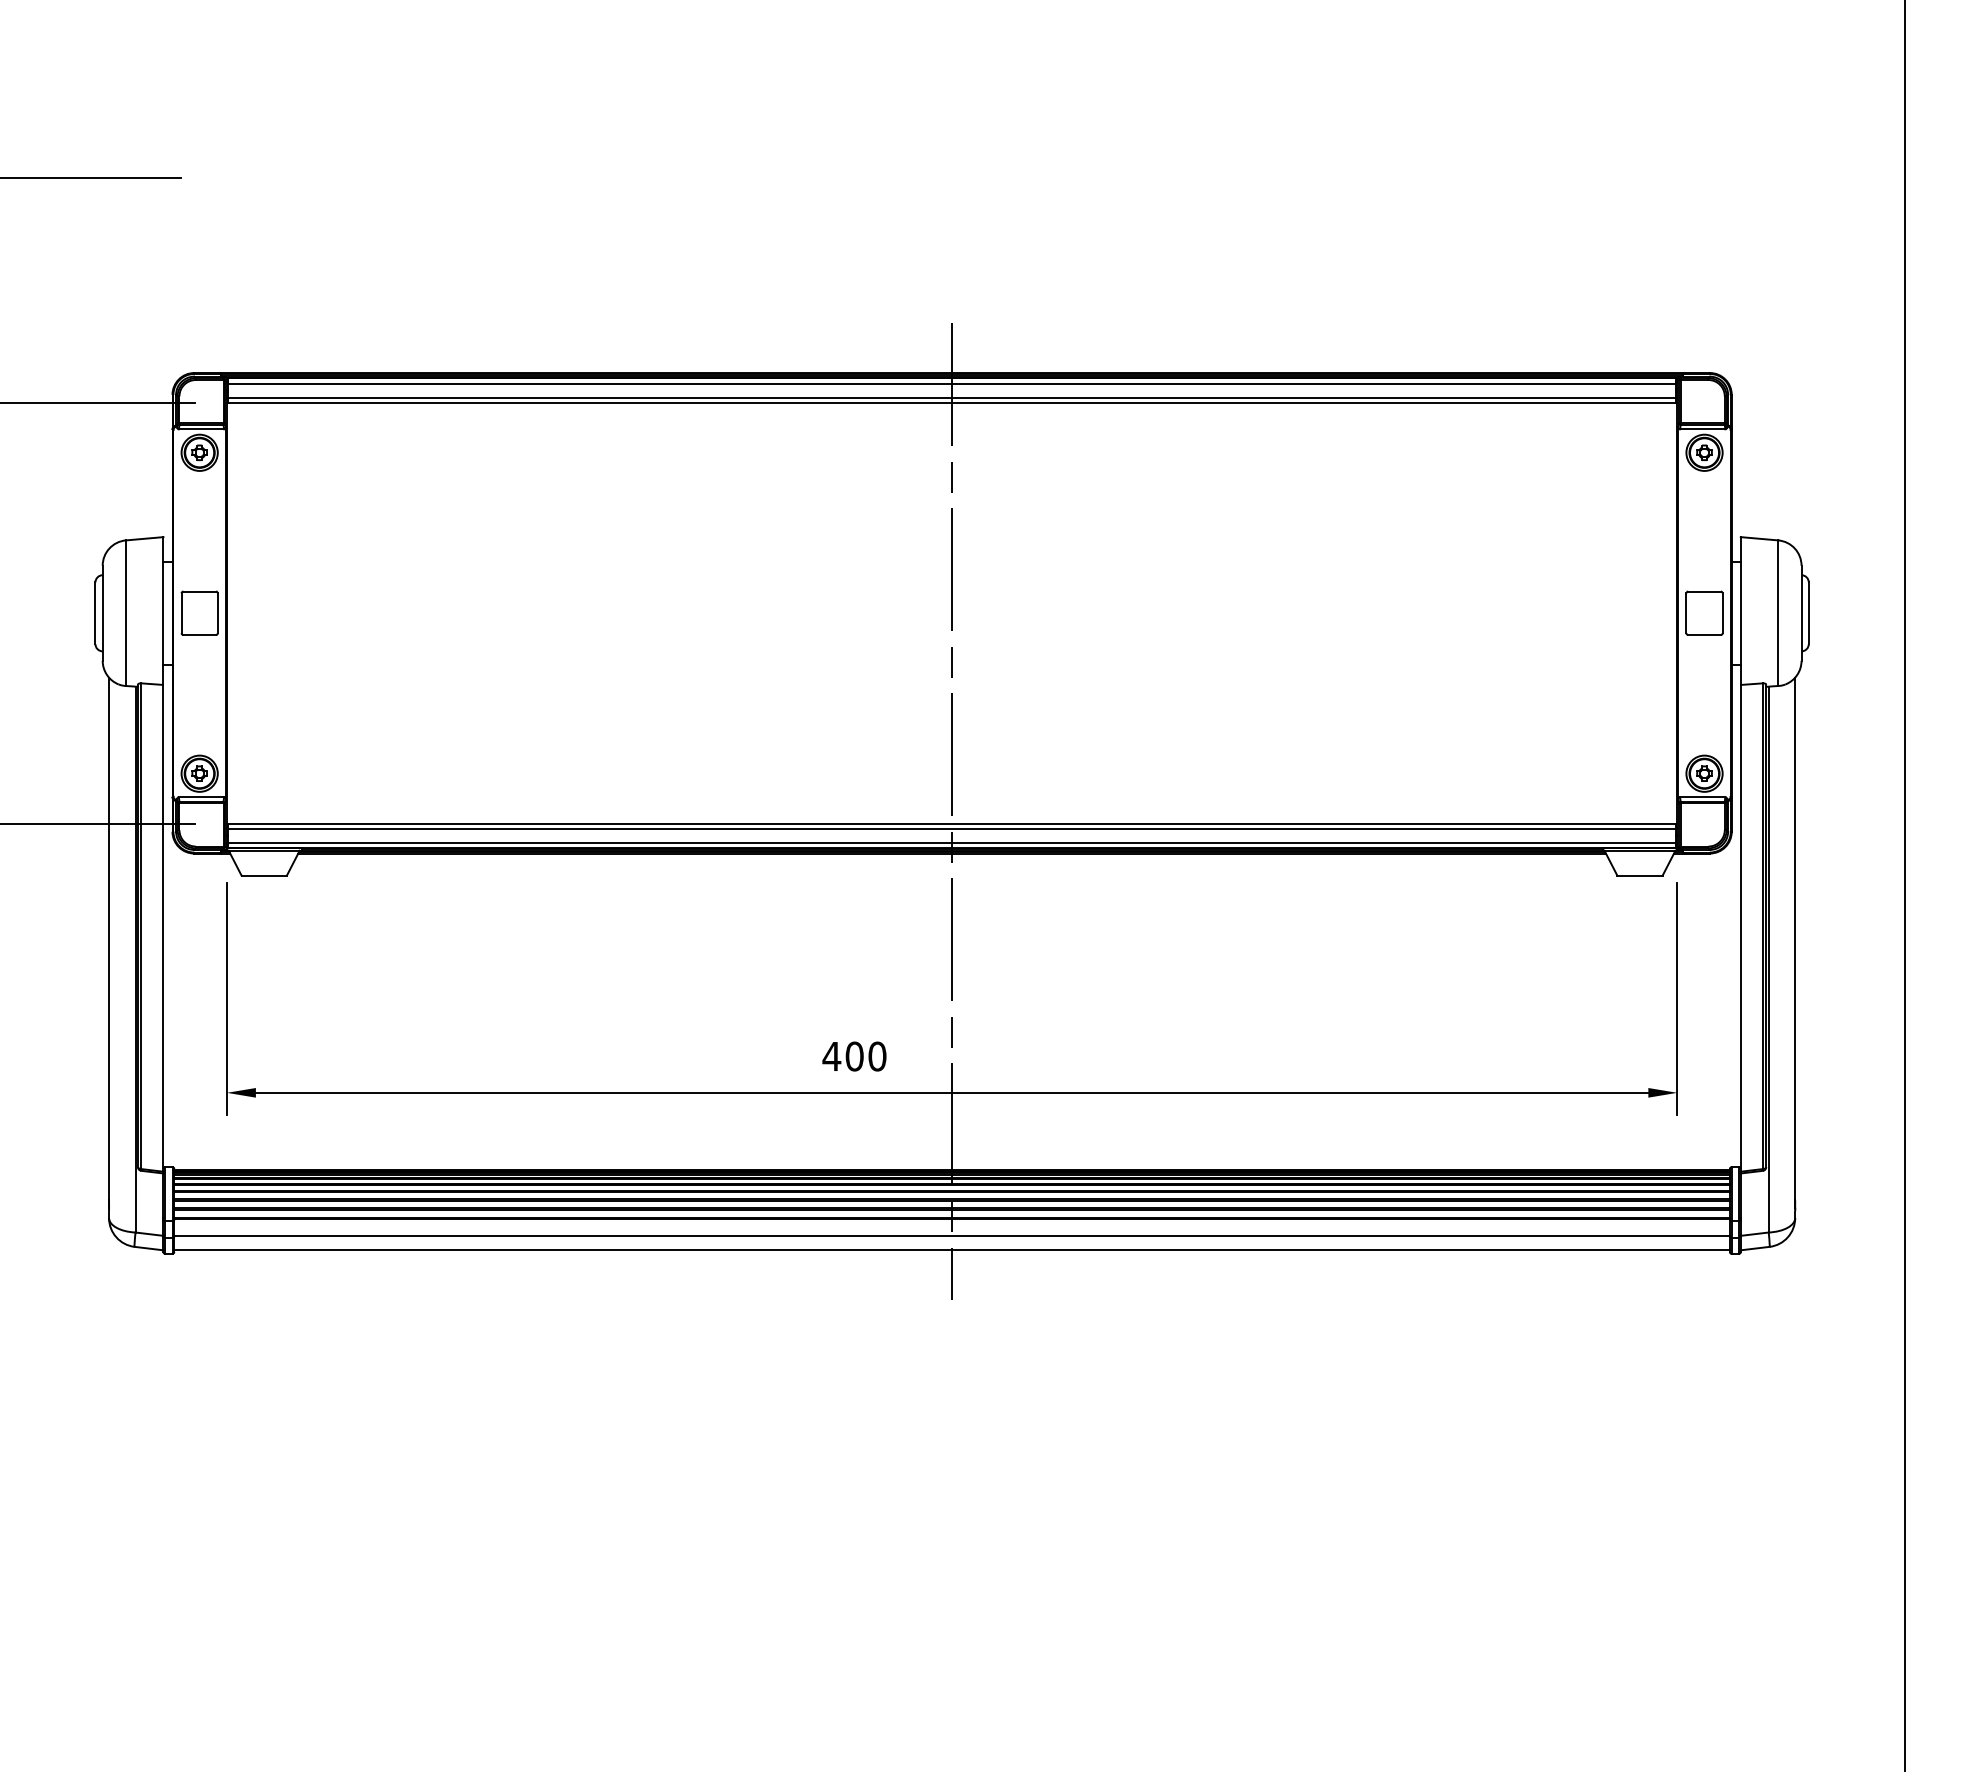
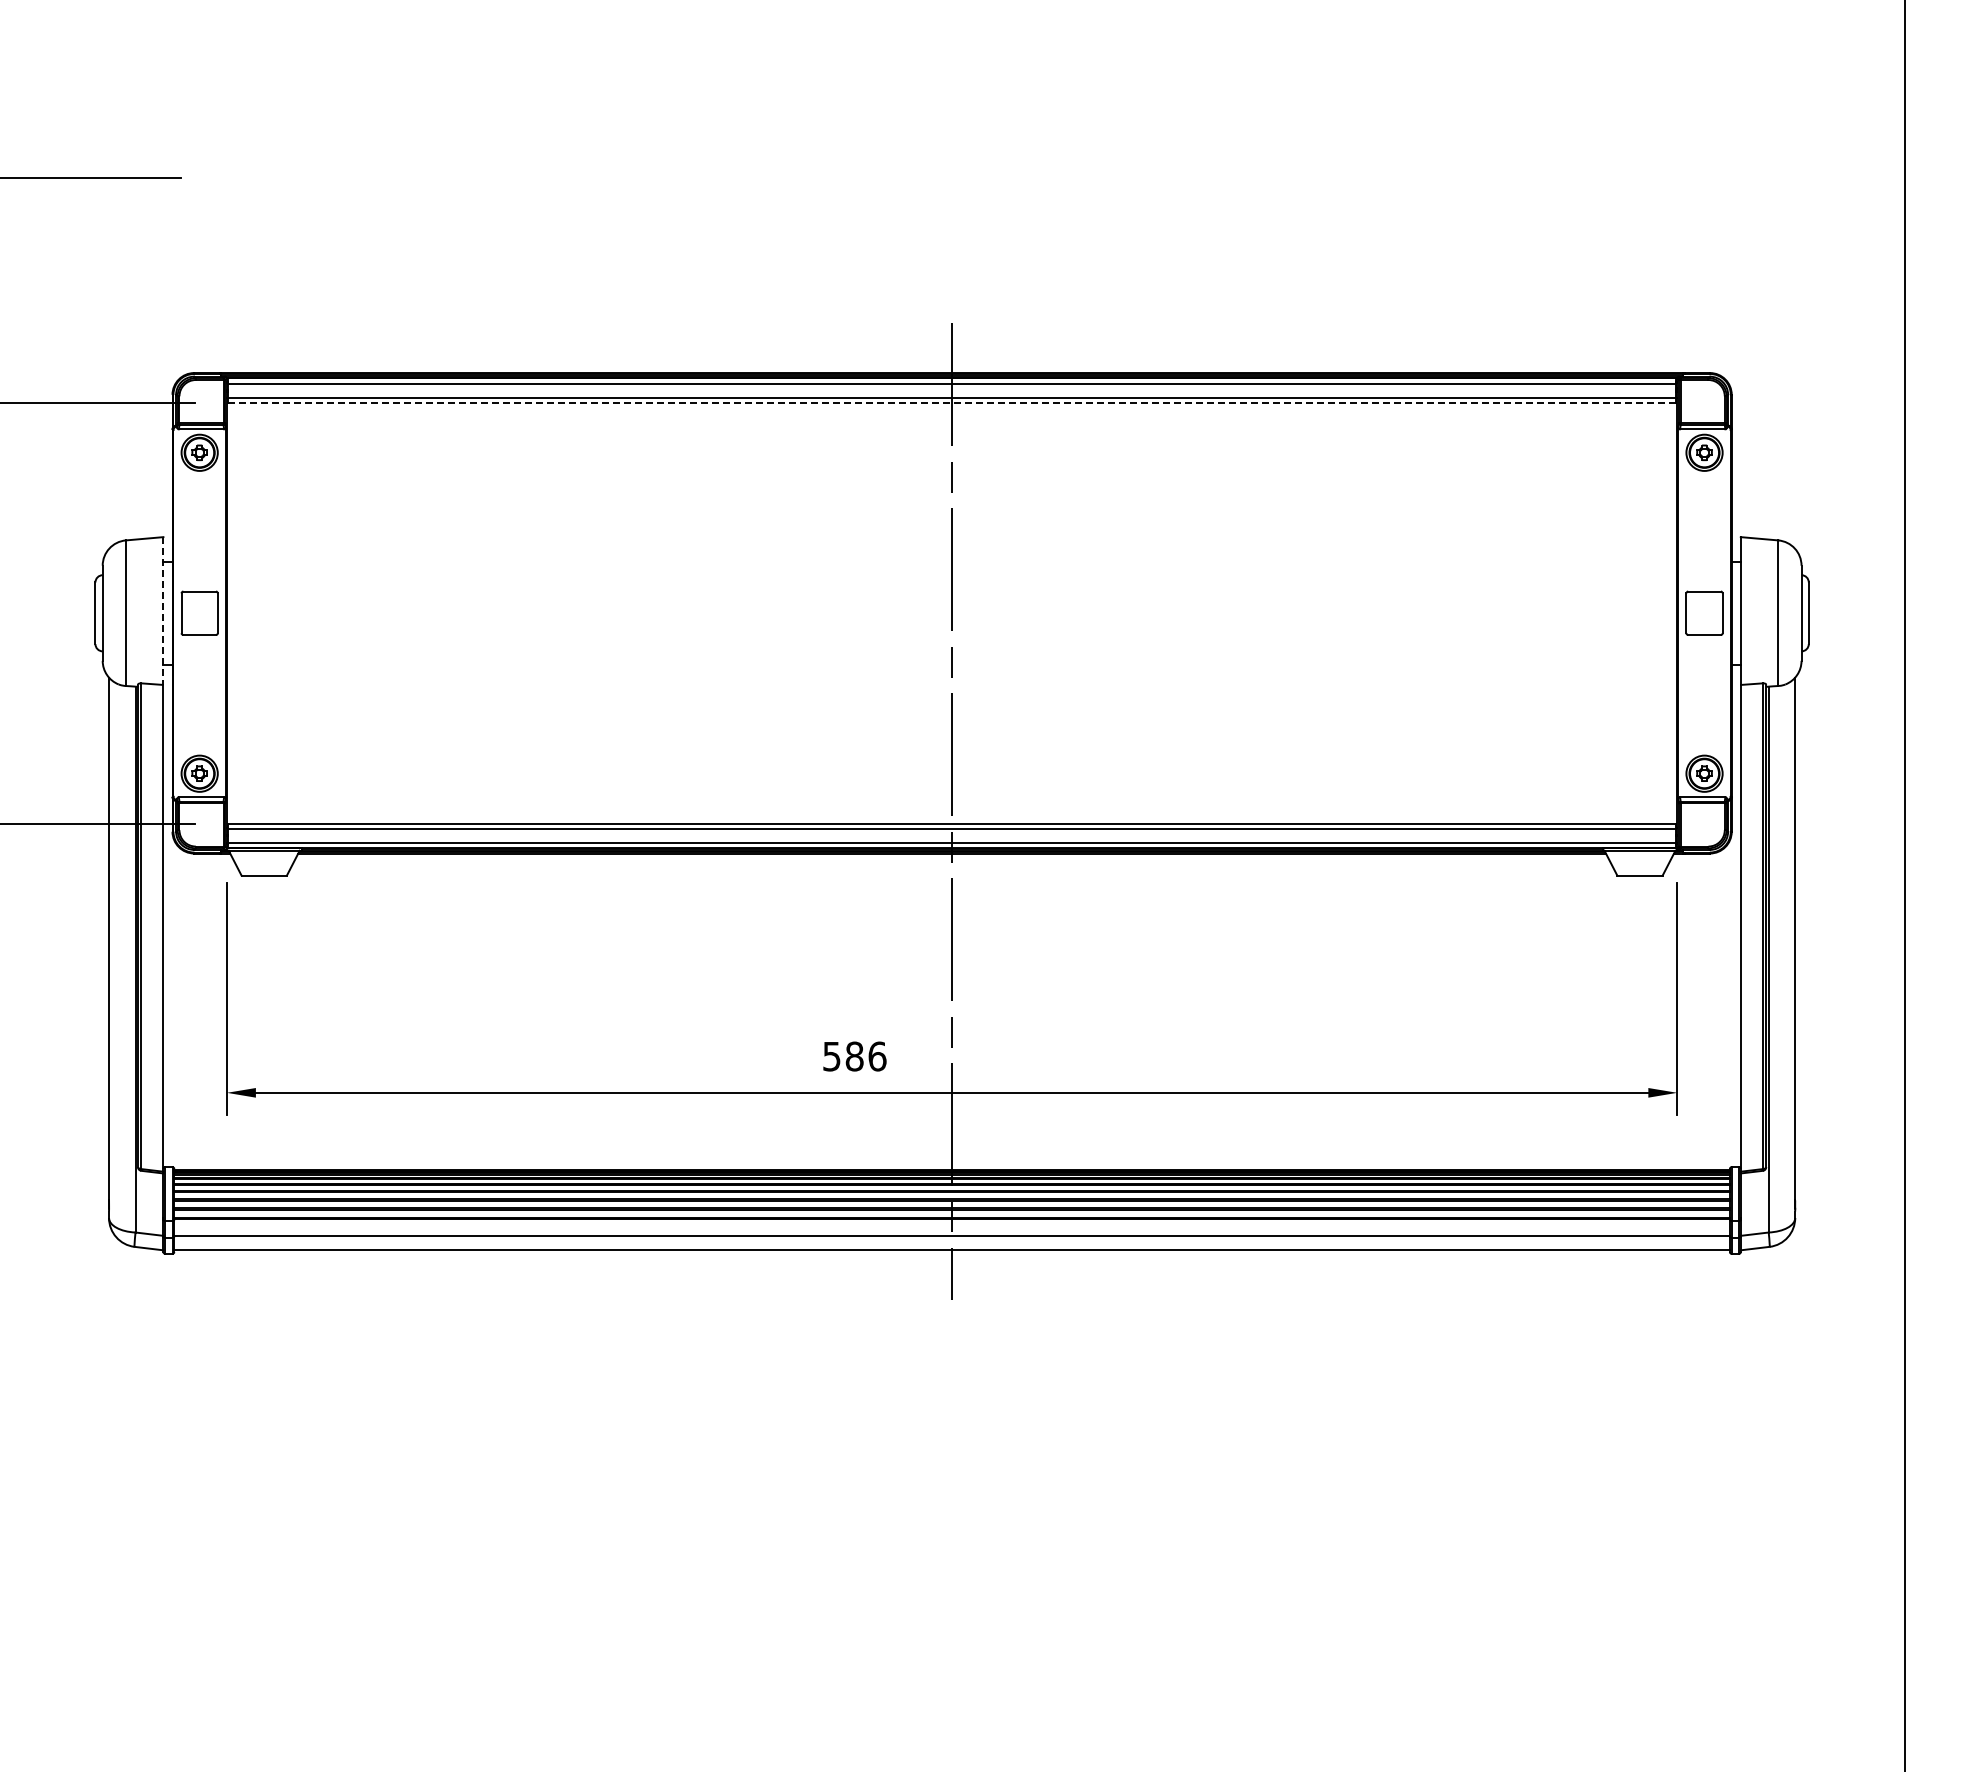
line: solid -> dashed (951, 402)
line: solid -> dashed (163, 611)
text: 400 -> 586 (854, 1056)
